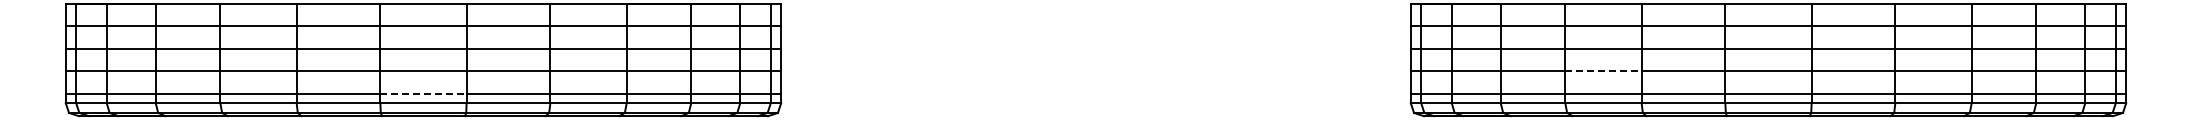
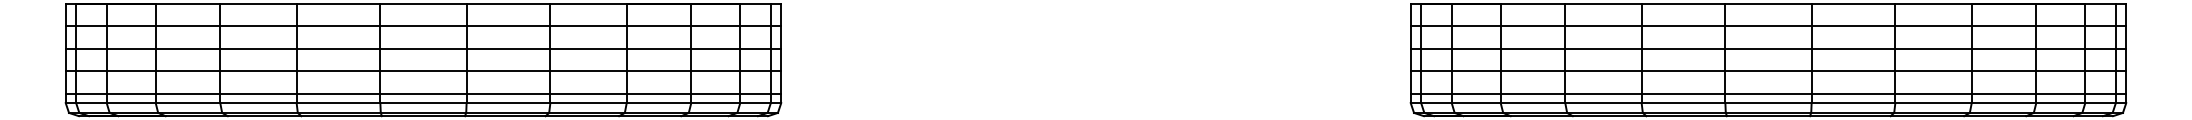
line: dashed -> solid (1603, 71)
line: dashed -> solid (423, 93)
